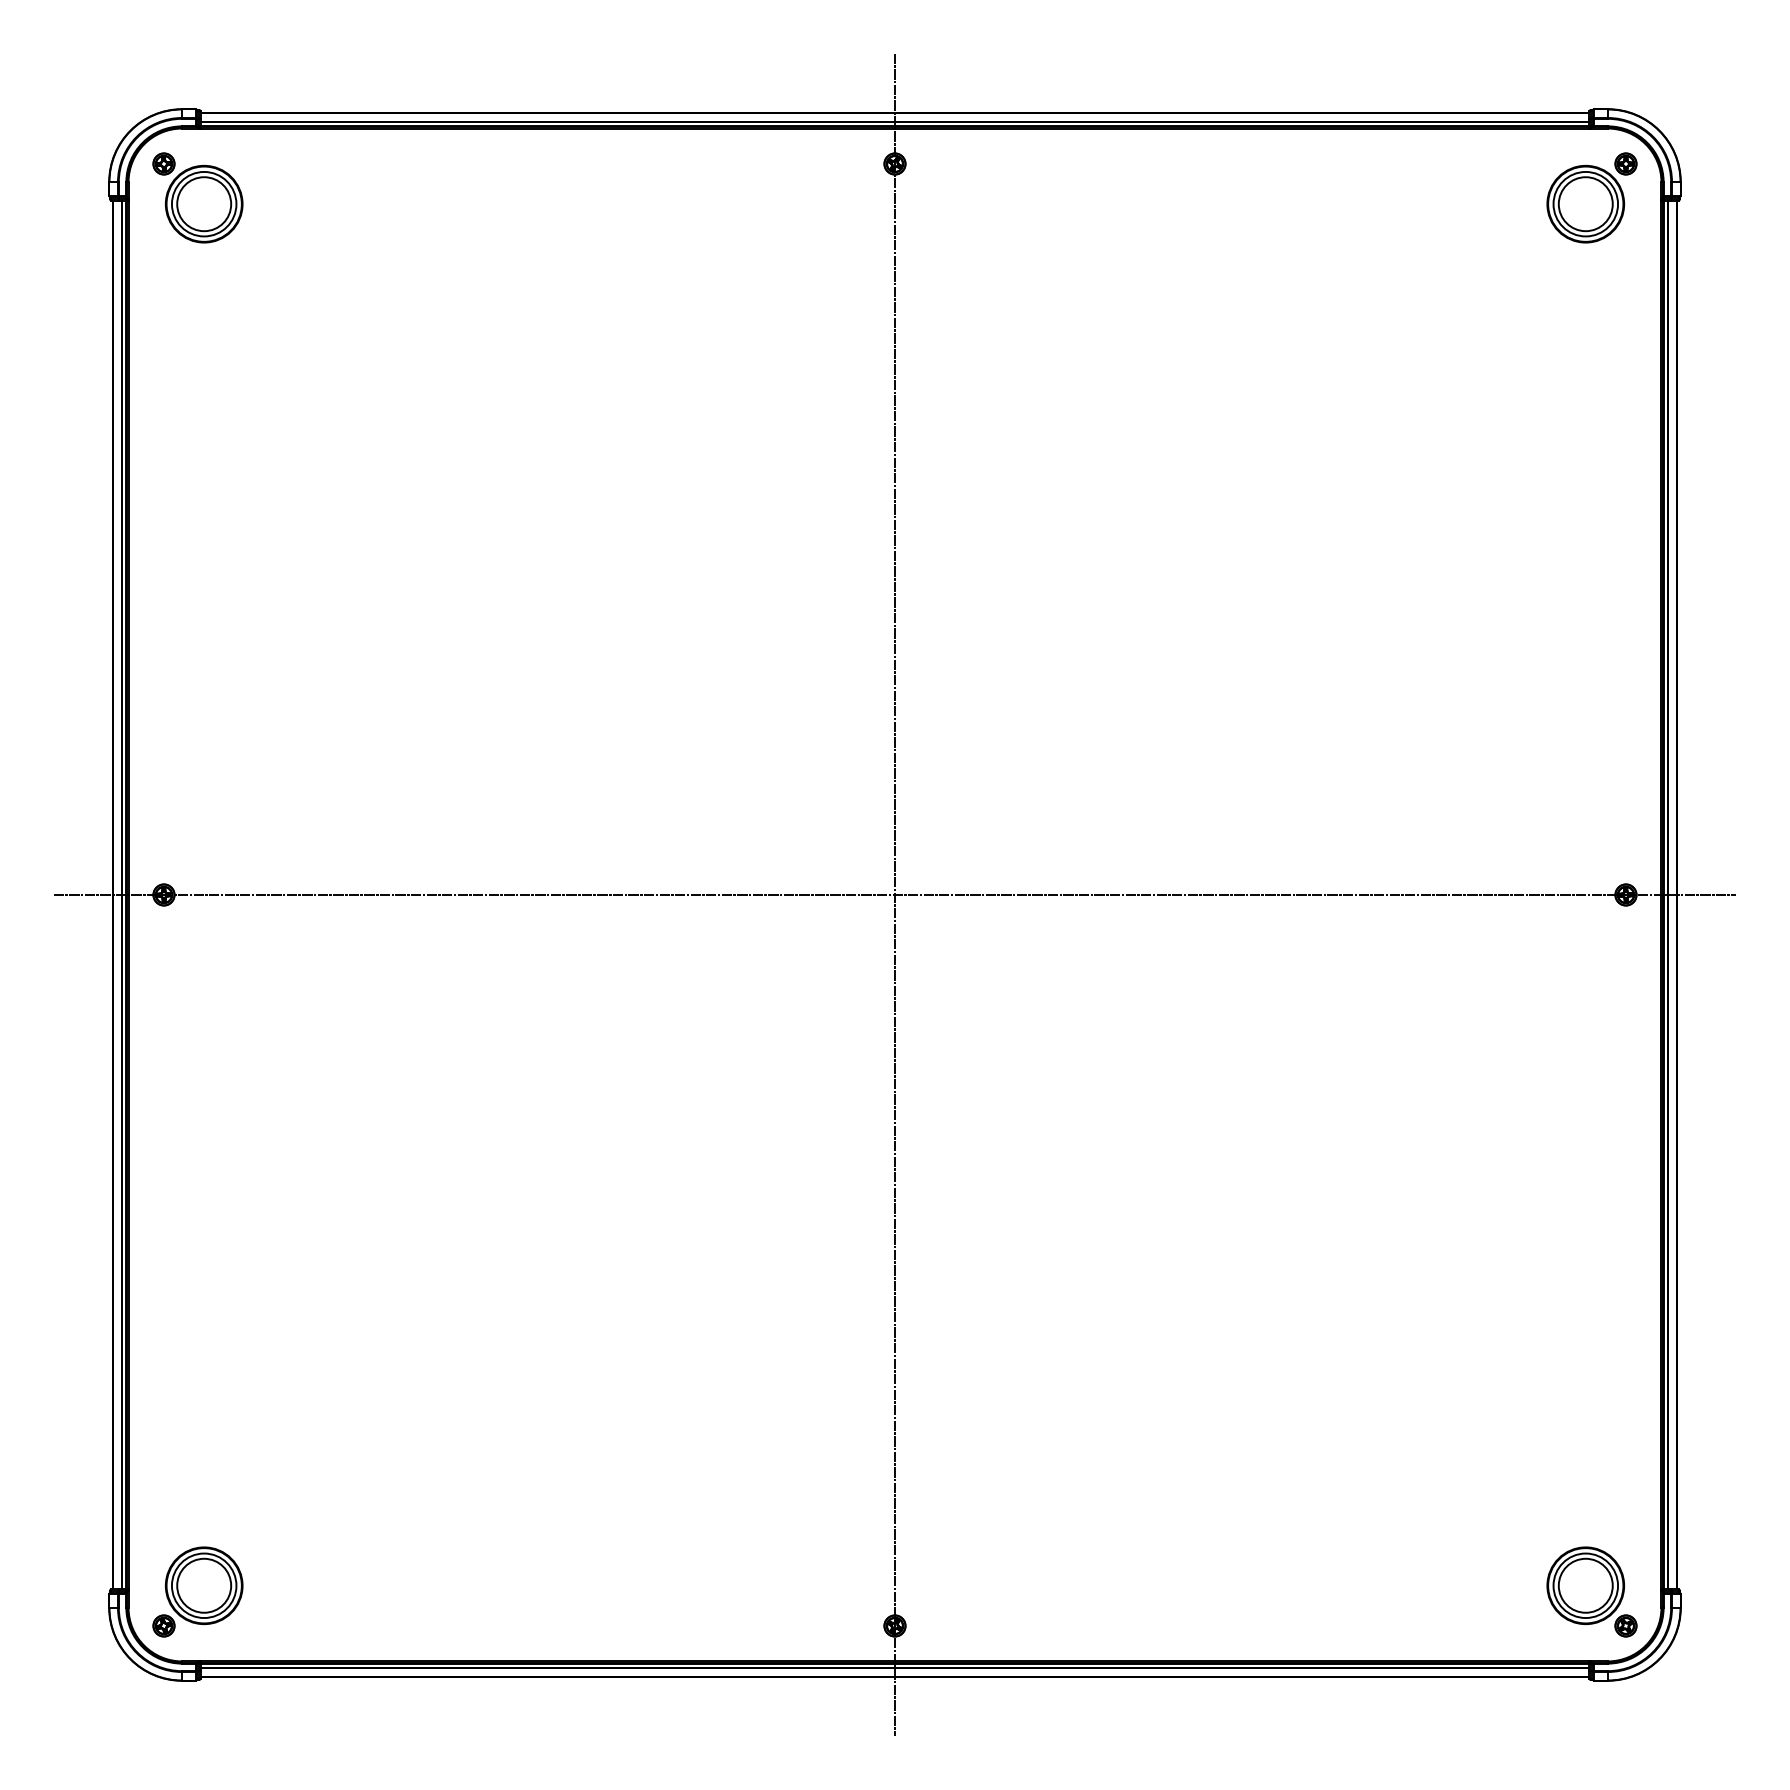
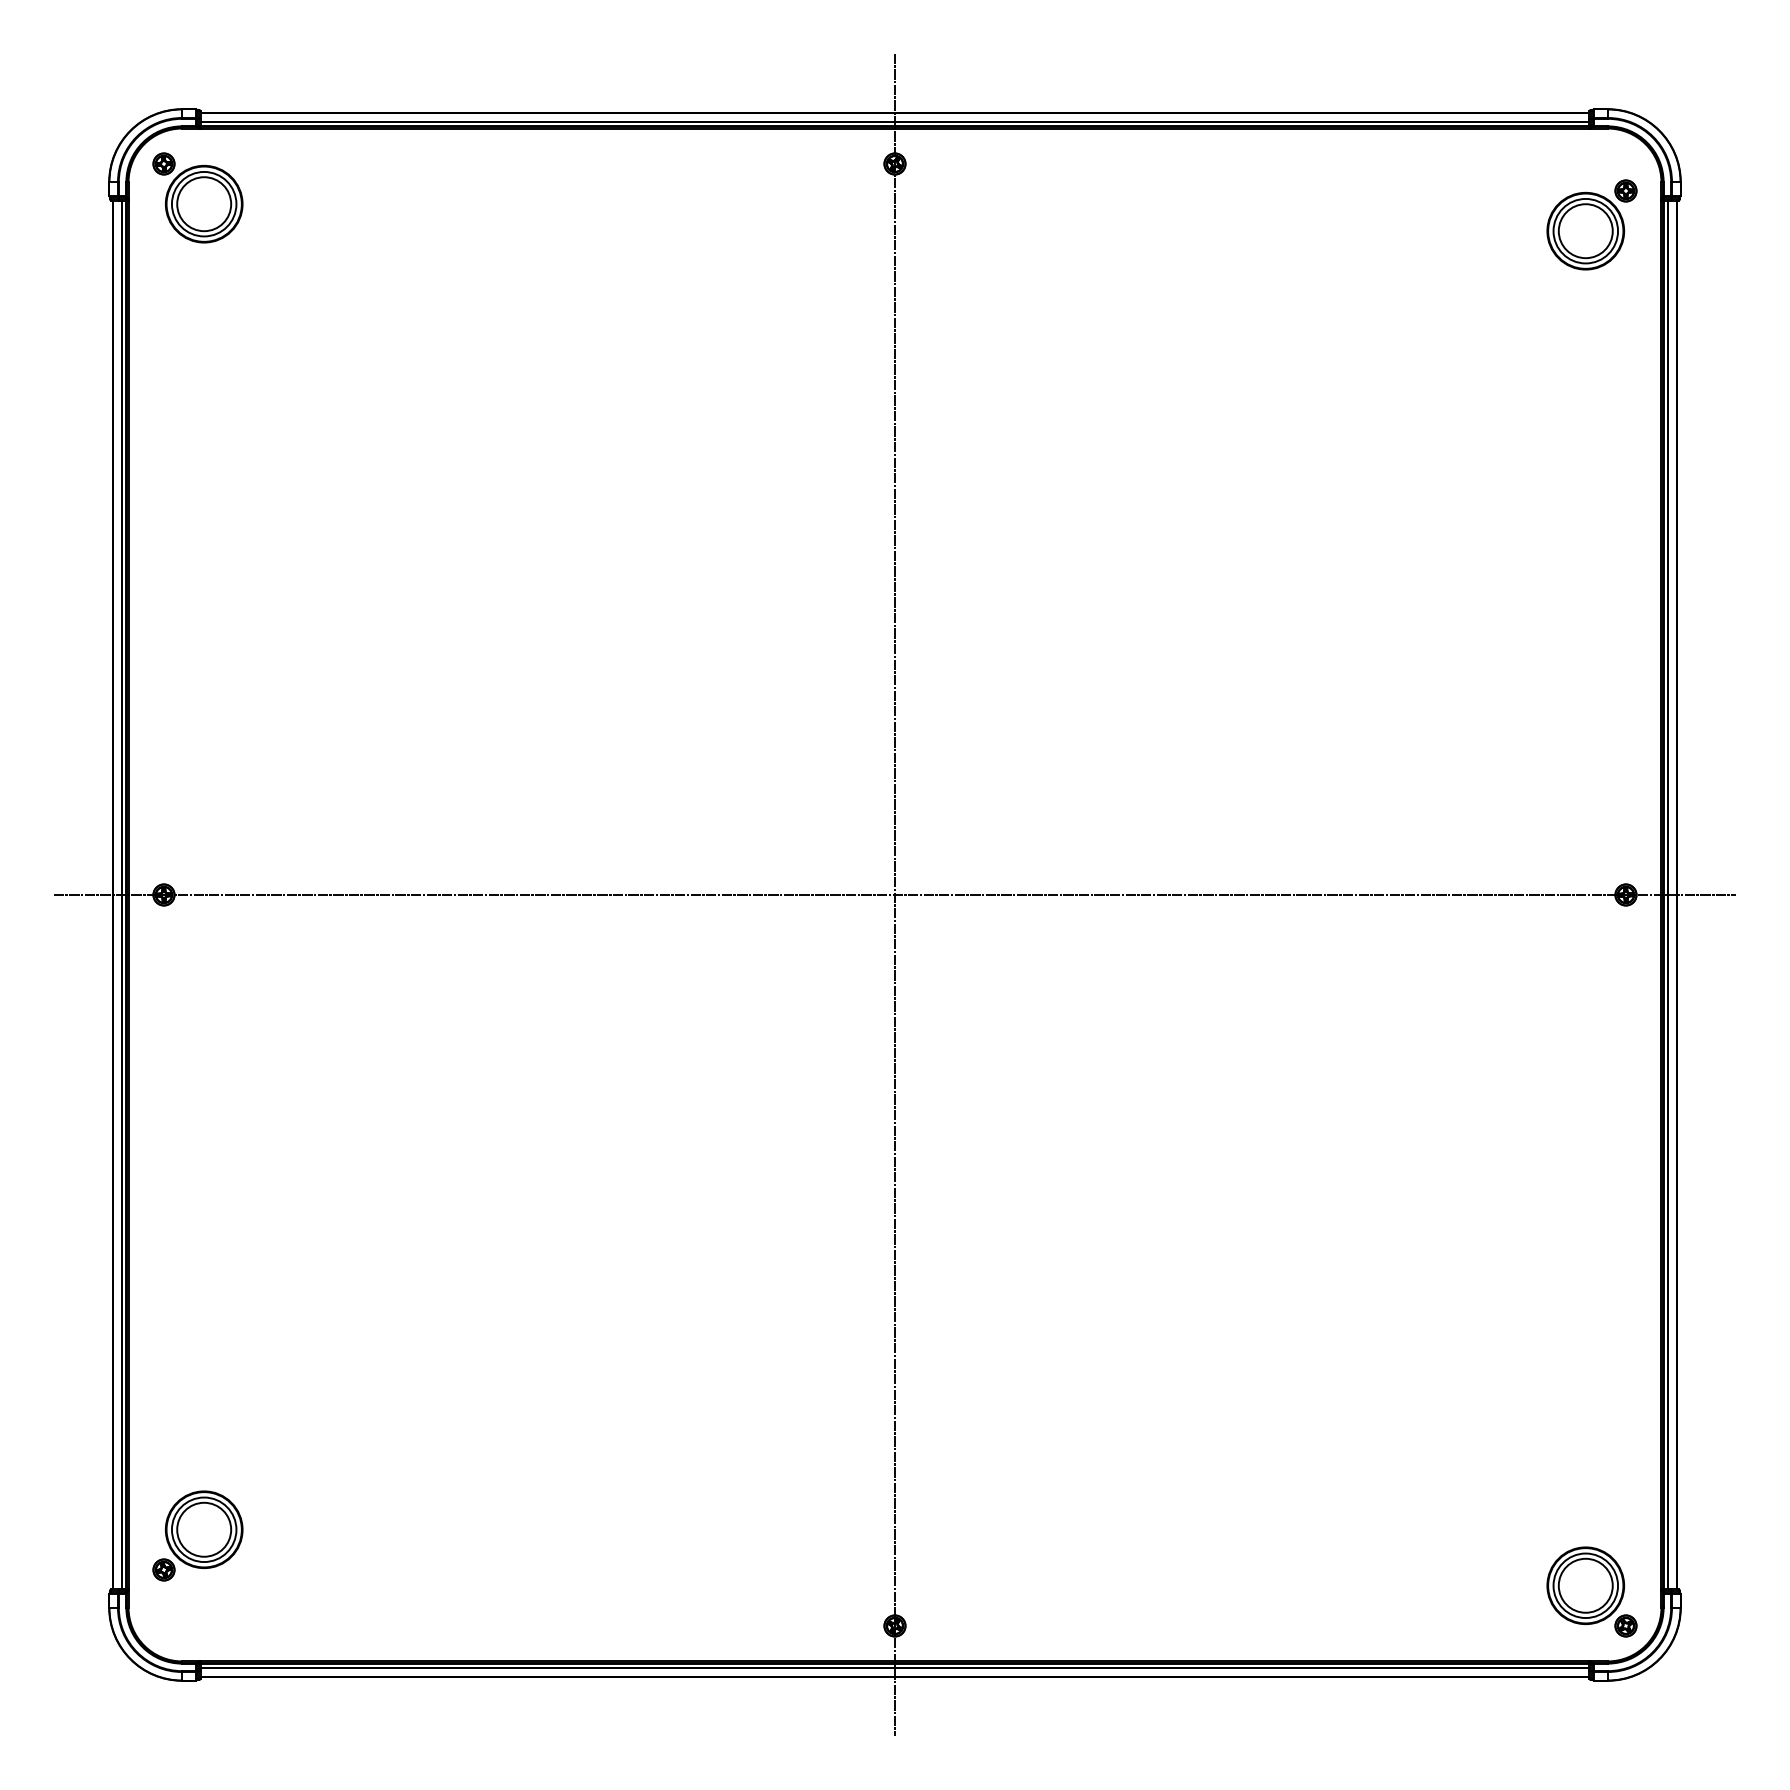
part position: (1591, 197) -> (1591, 224) (1591, 224)
part position: (197, 1591) -> (197, 1535) (197, 1535)
